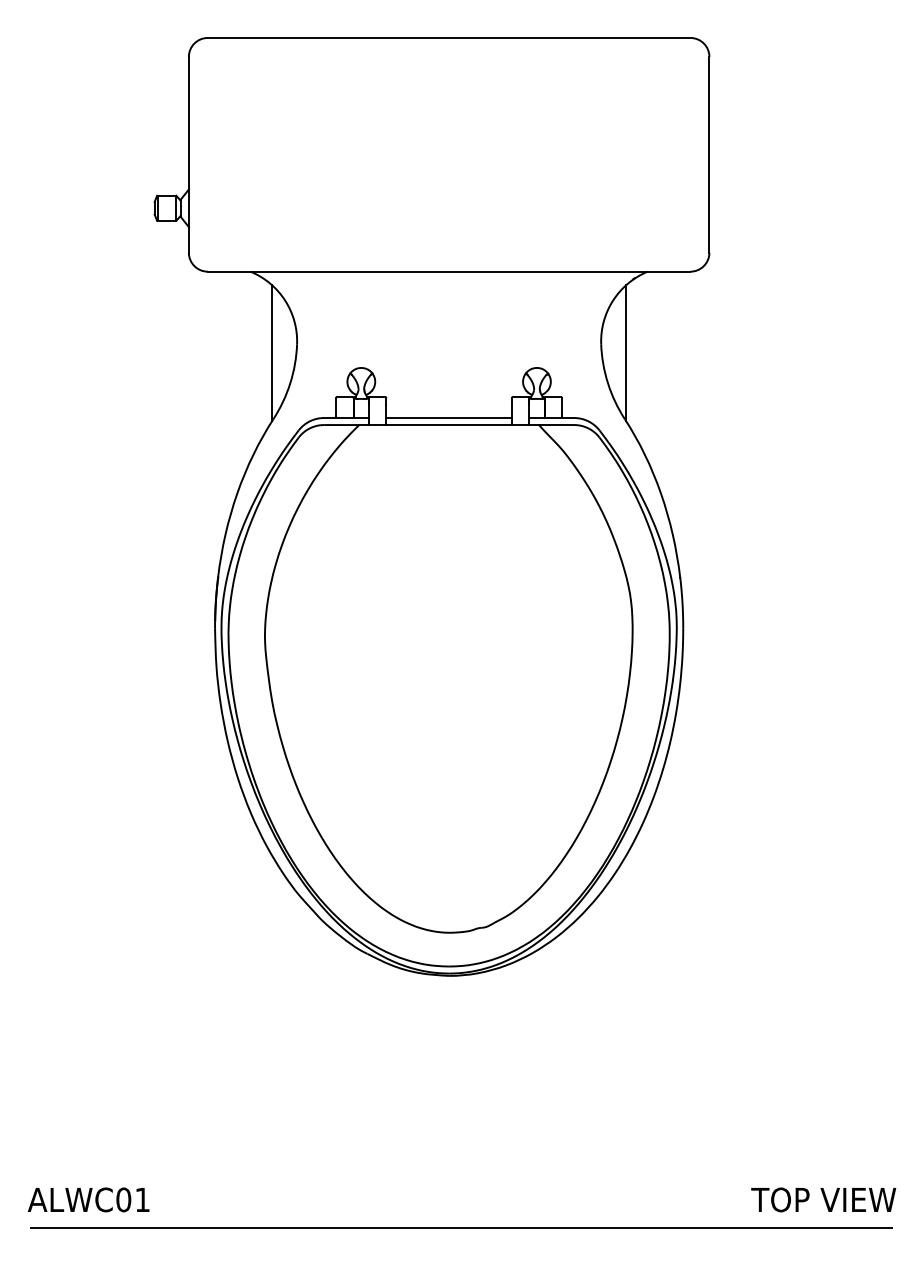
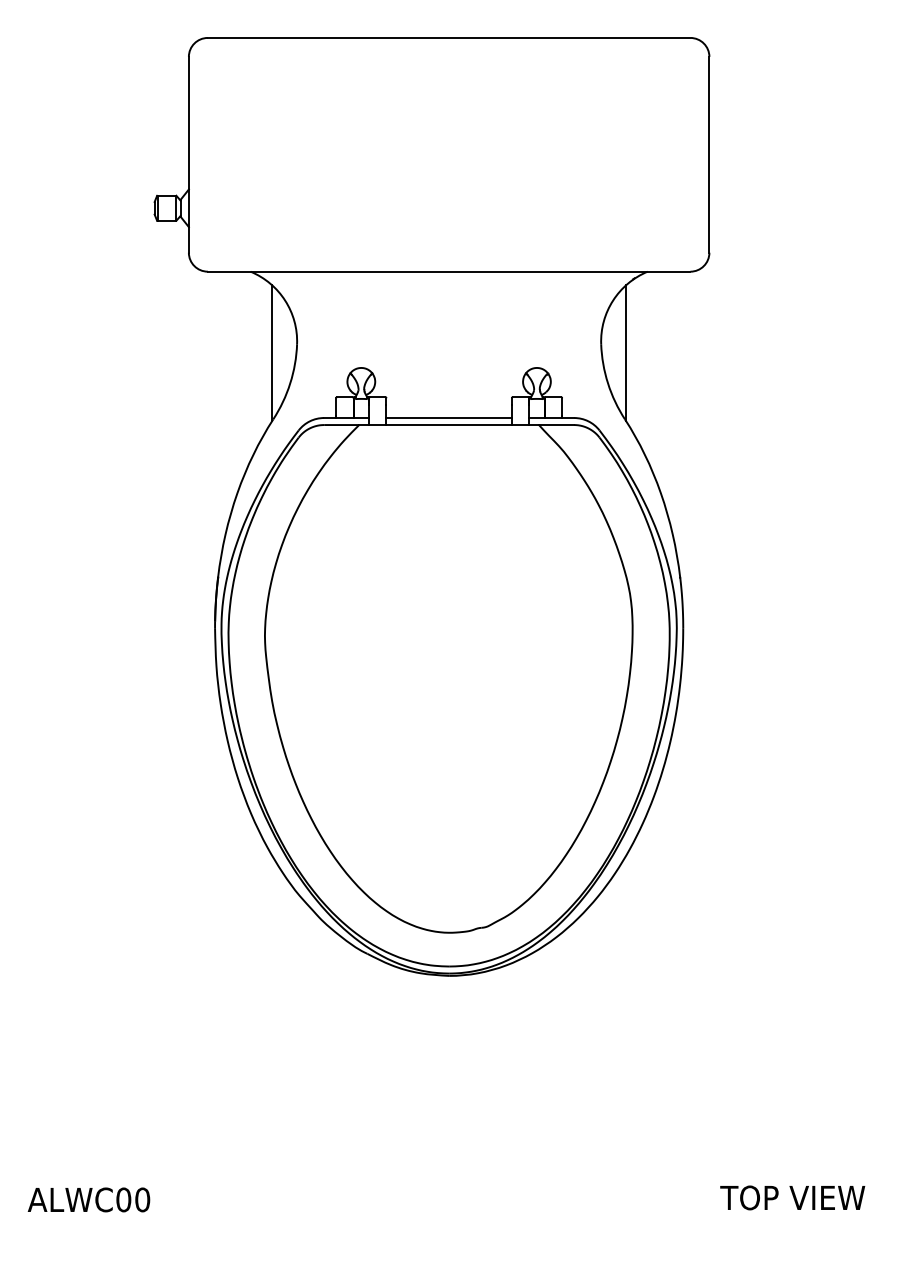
text: ALWC01 -> ALWC00 (142, 1199)
text position: (823, 1199) -> (792, 1197) (792, 1197)
line: present -> none (460, 1228)
